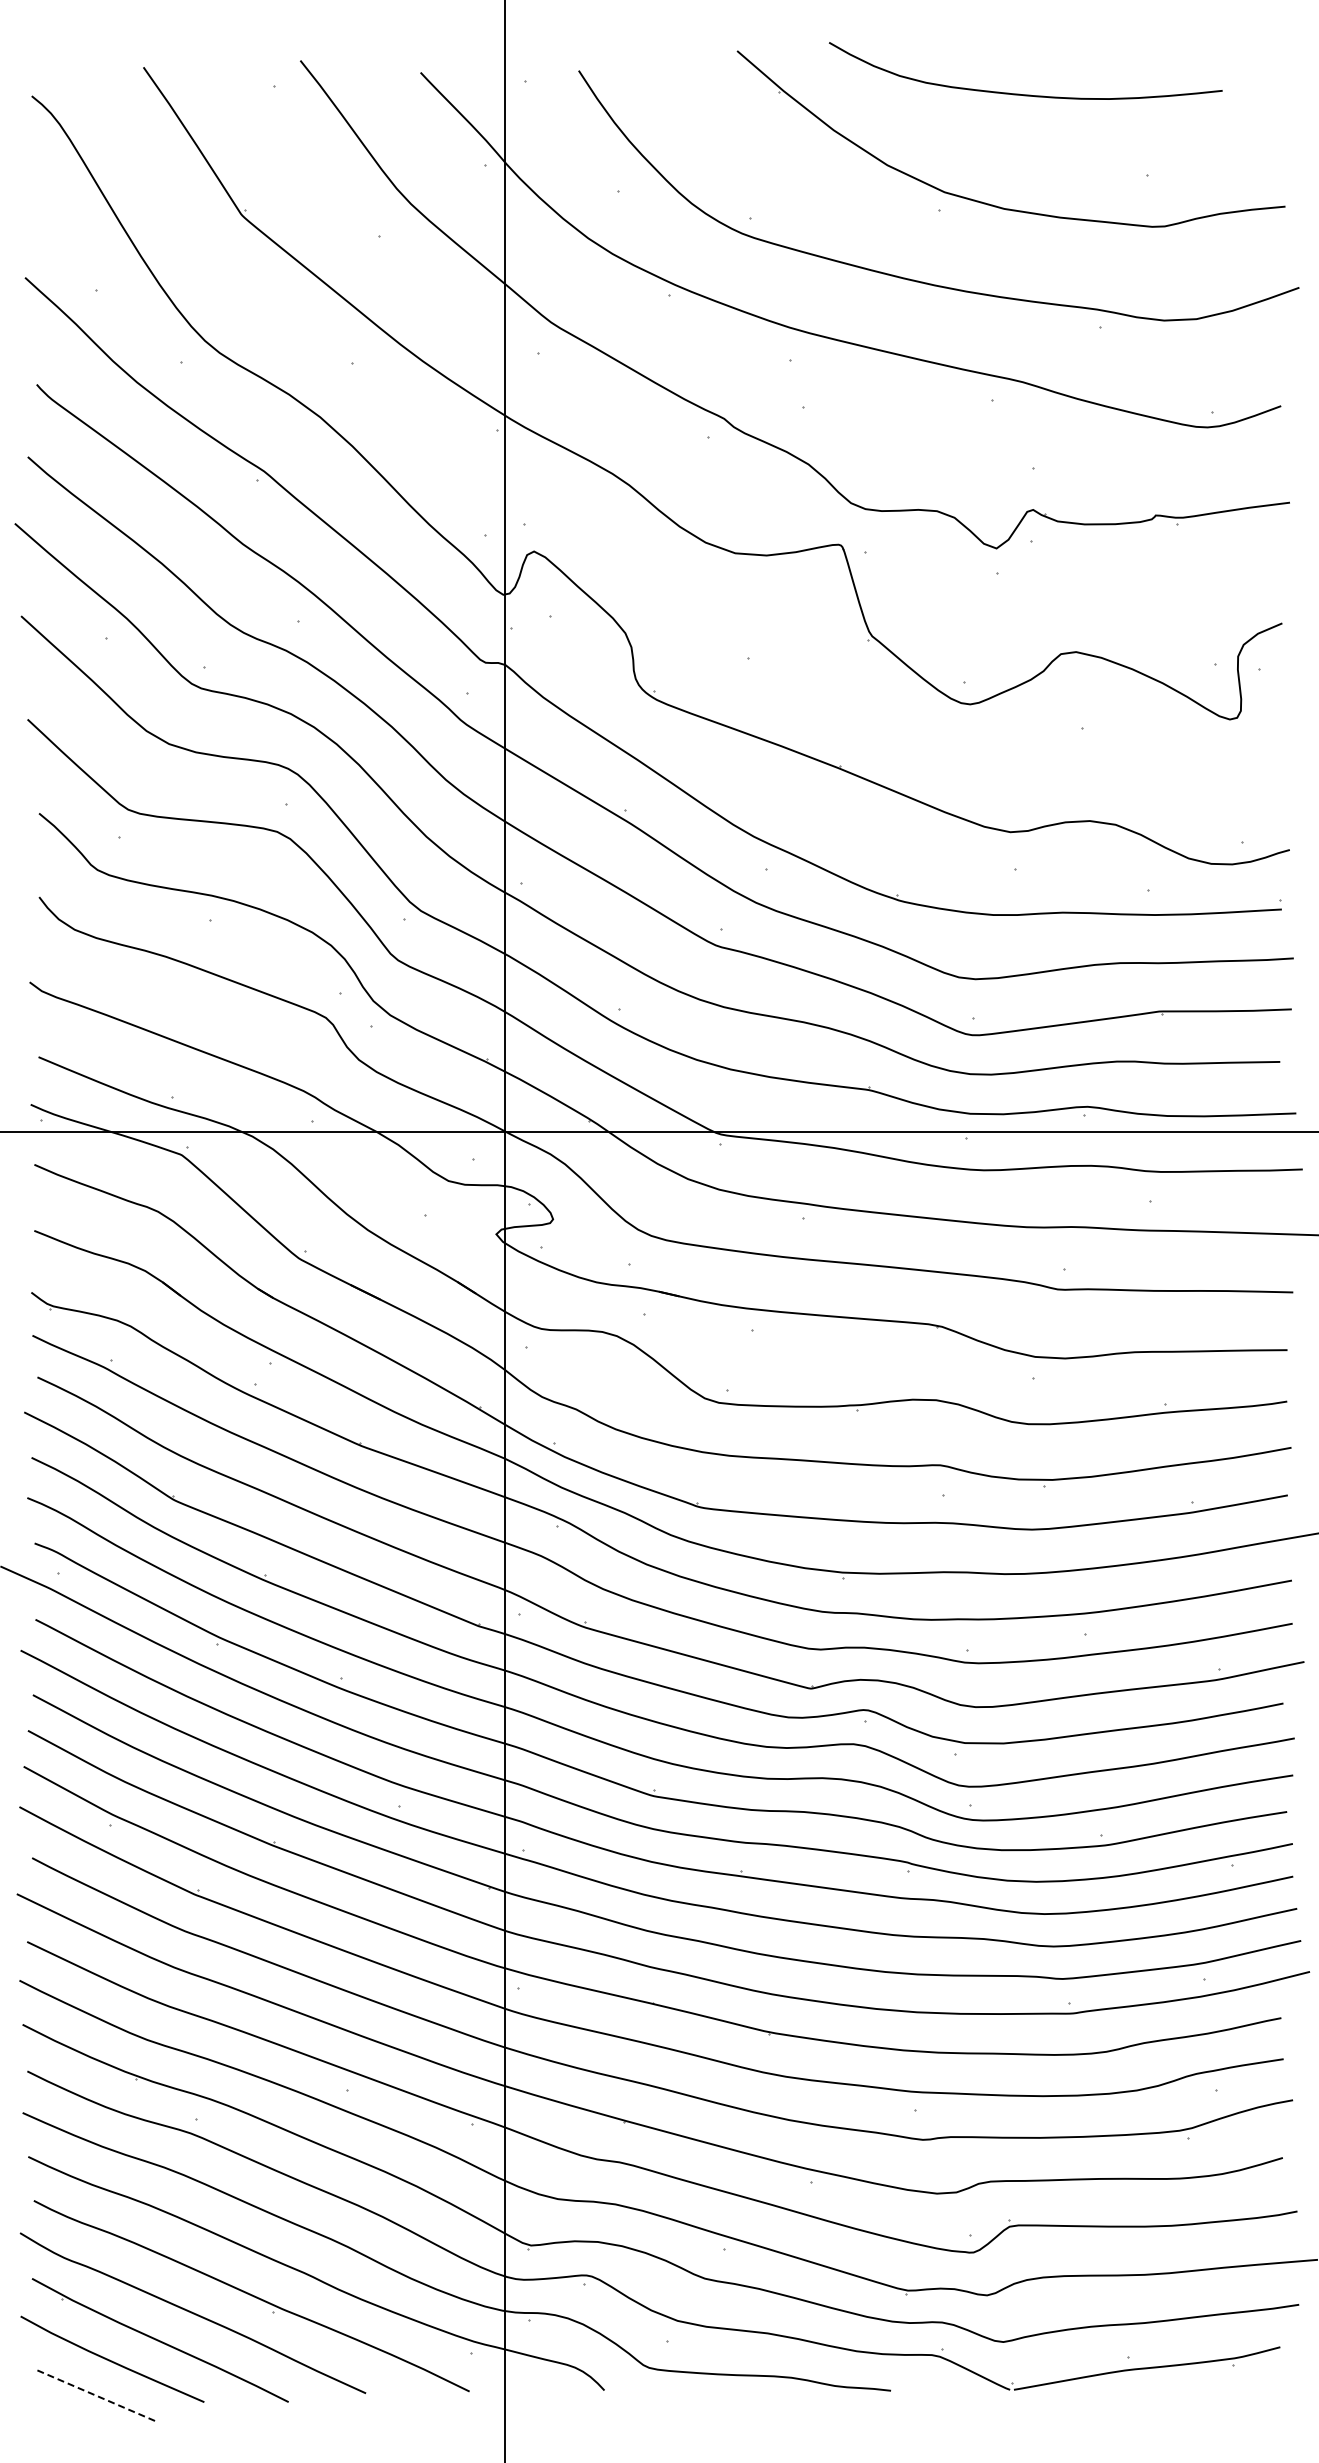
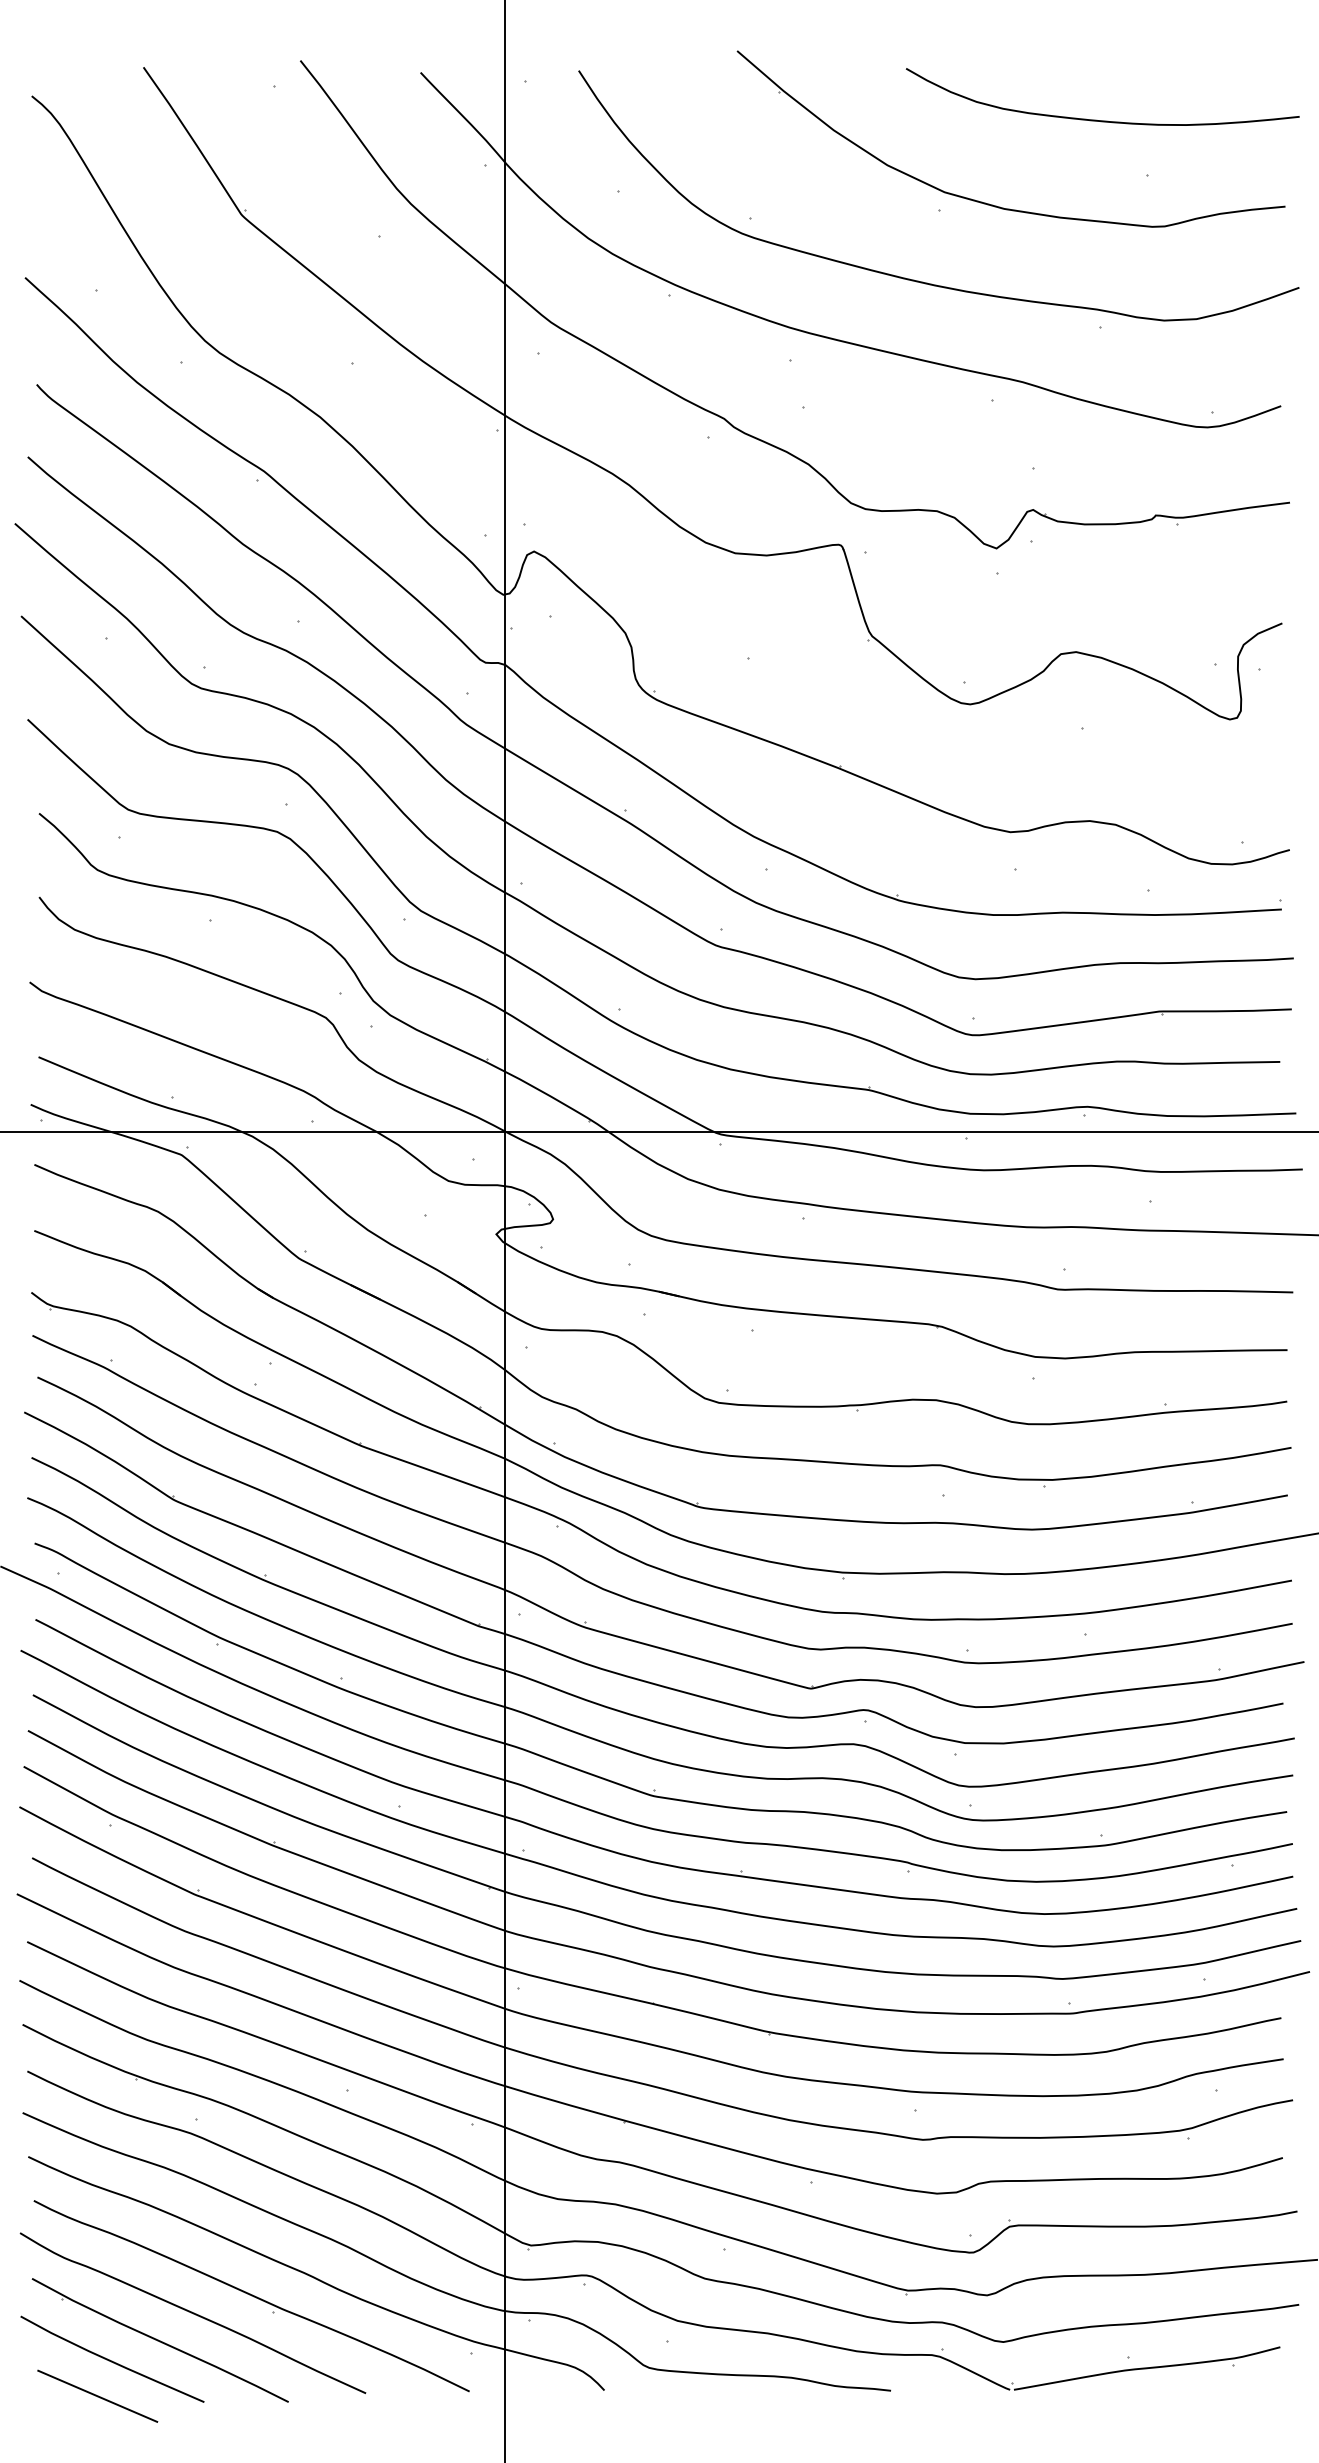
curve position: (1019, 93) -> (1096, 119) (1096, 119)
line: dashed -> solid (97, 2396)
